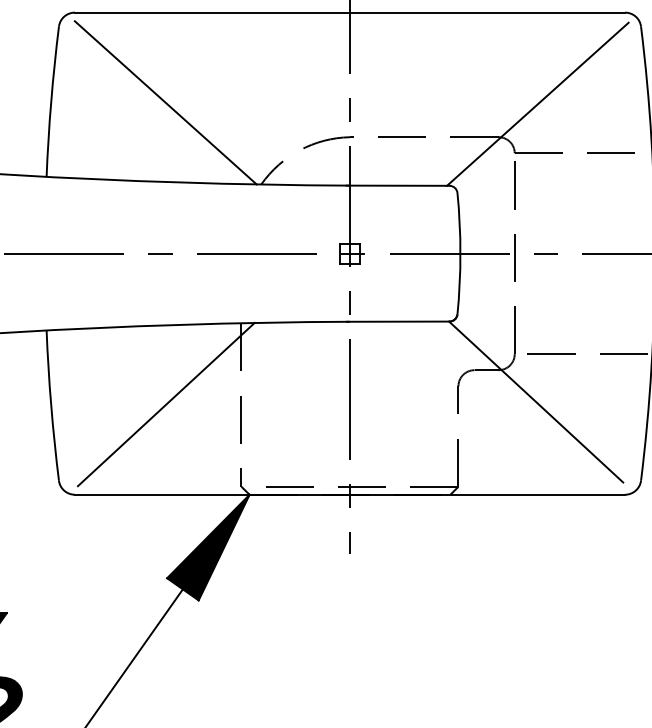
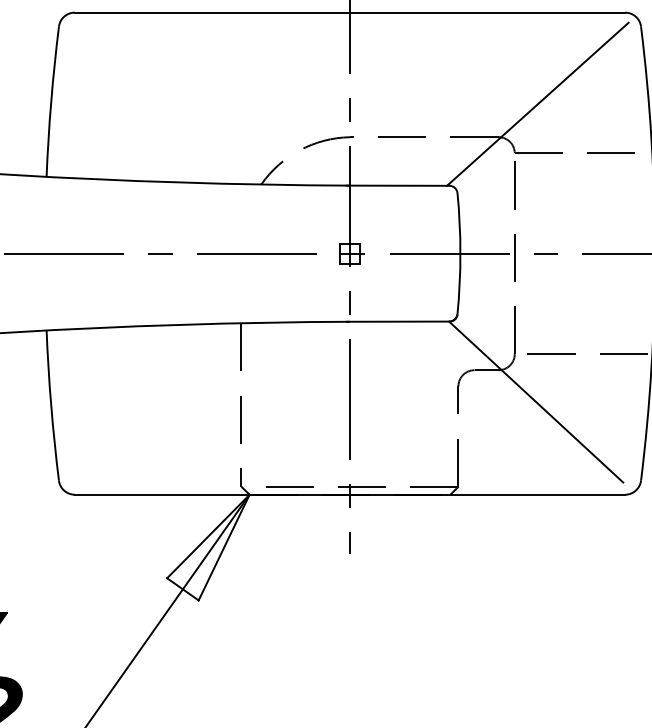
line: present -> none (165, 102)
line: present -> none (165, 404)
fill: present -> none (208, 547)
